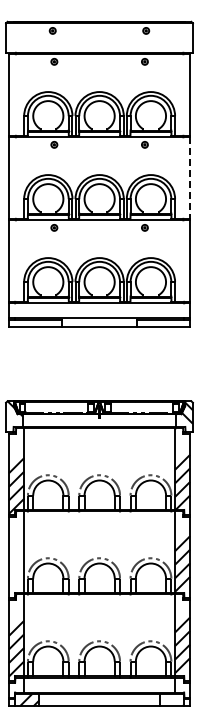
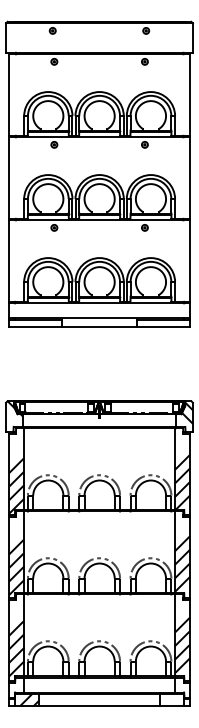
line: dashed -> solid (190, 178)
hatch: none -> present (16, 567)
